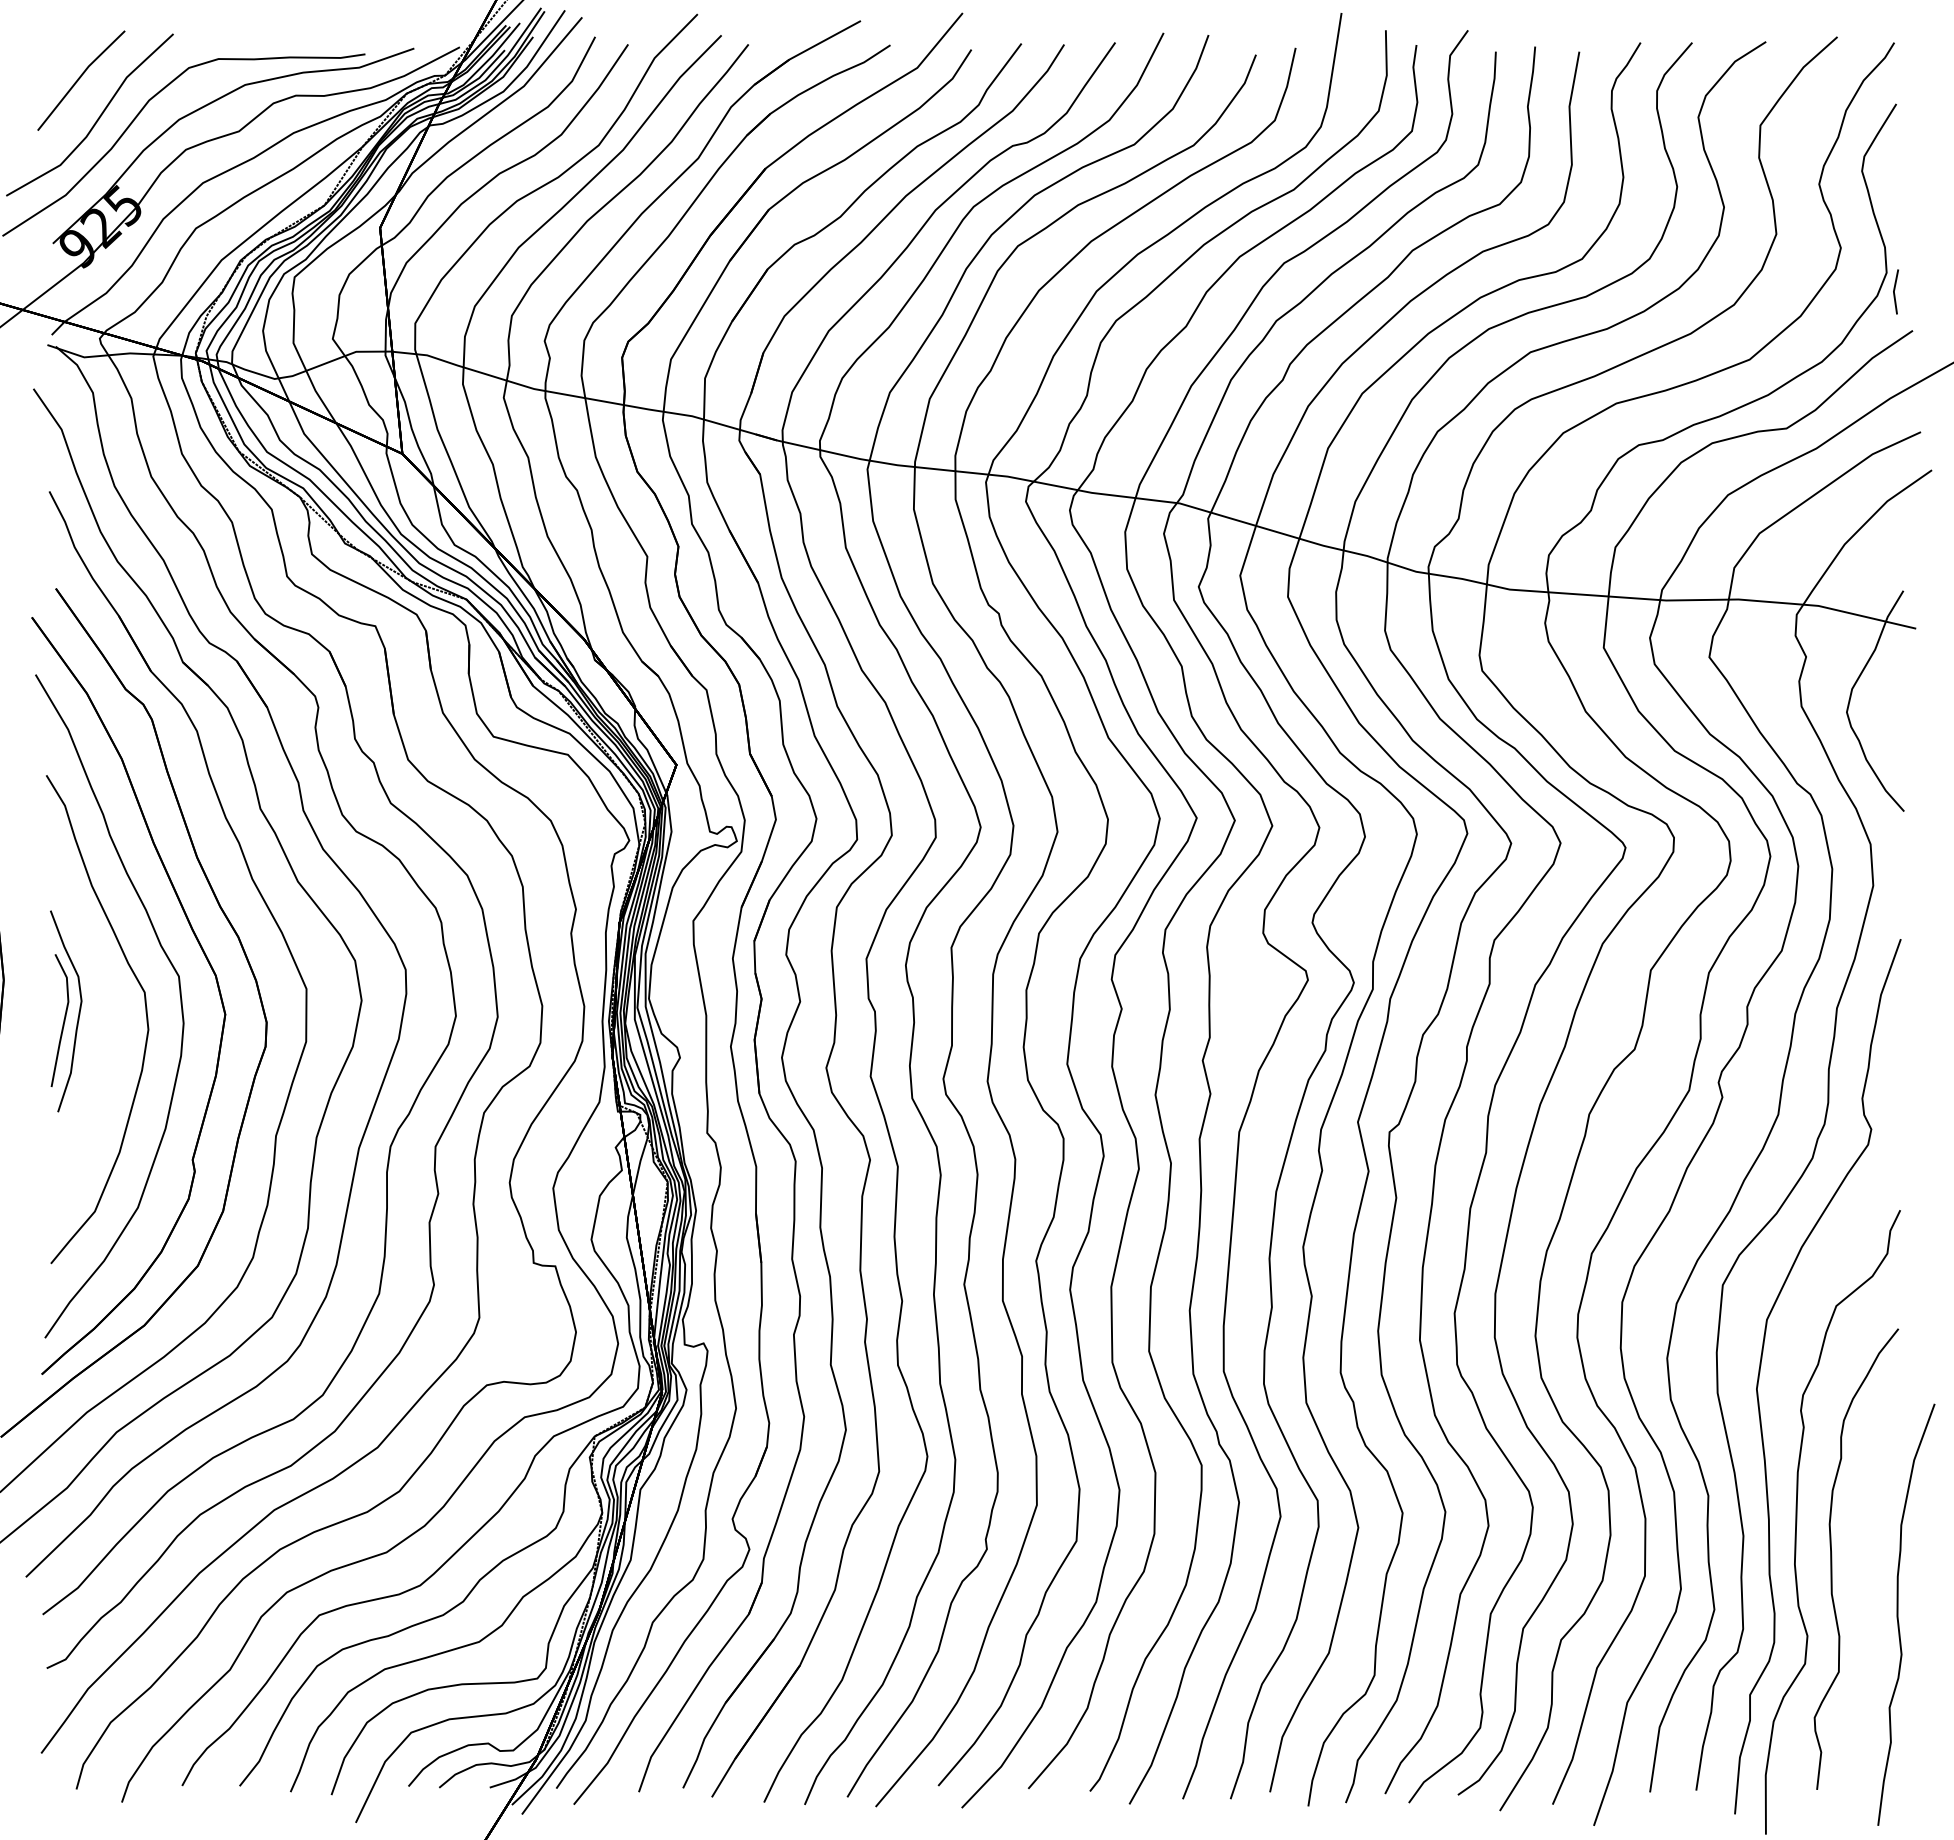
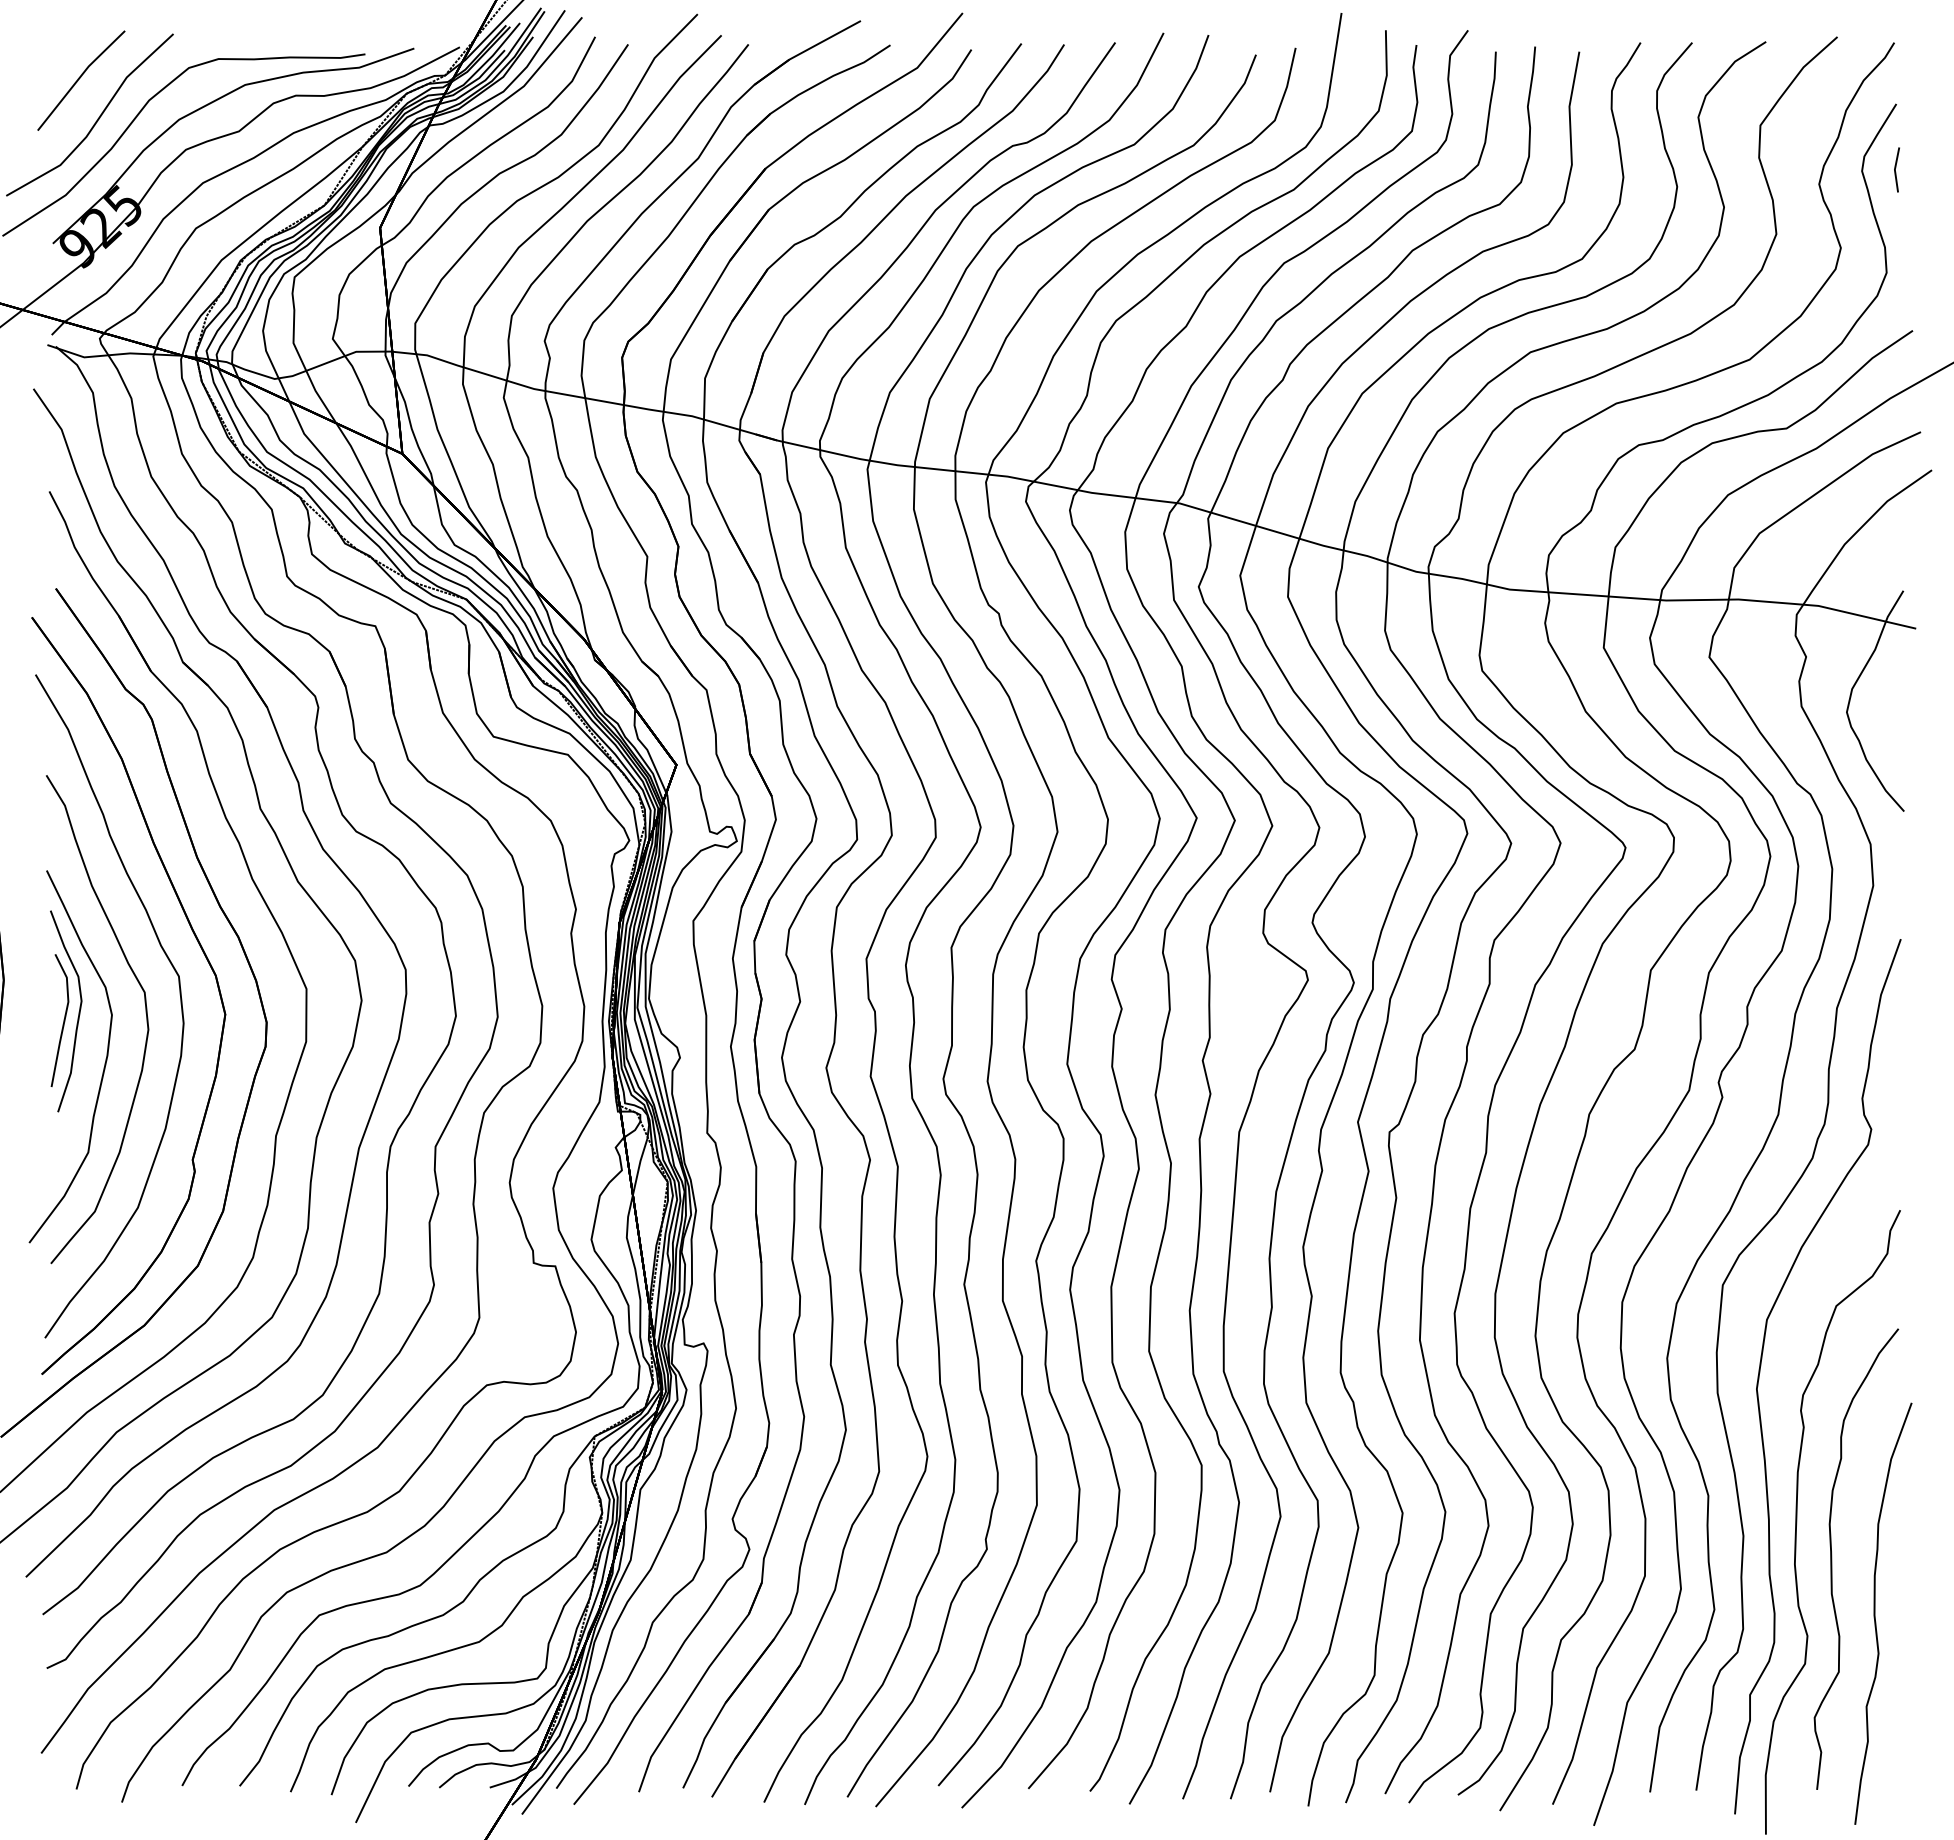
line position: (1894, 291) -> (1895, 169) (1895, 169)
part: none -> present (104, 1063)
curve position: (1898, 1614) -> (1875, 1613) (1875, 1613)
